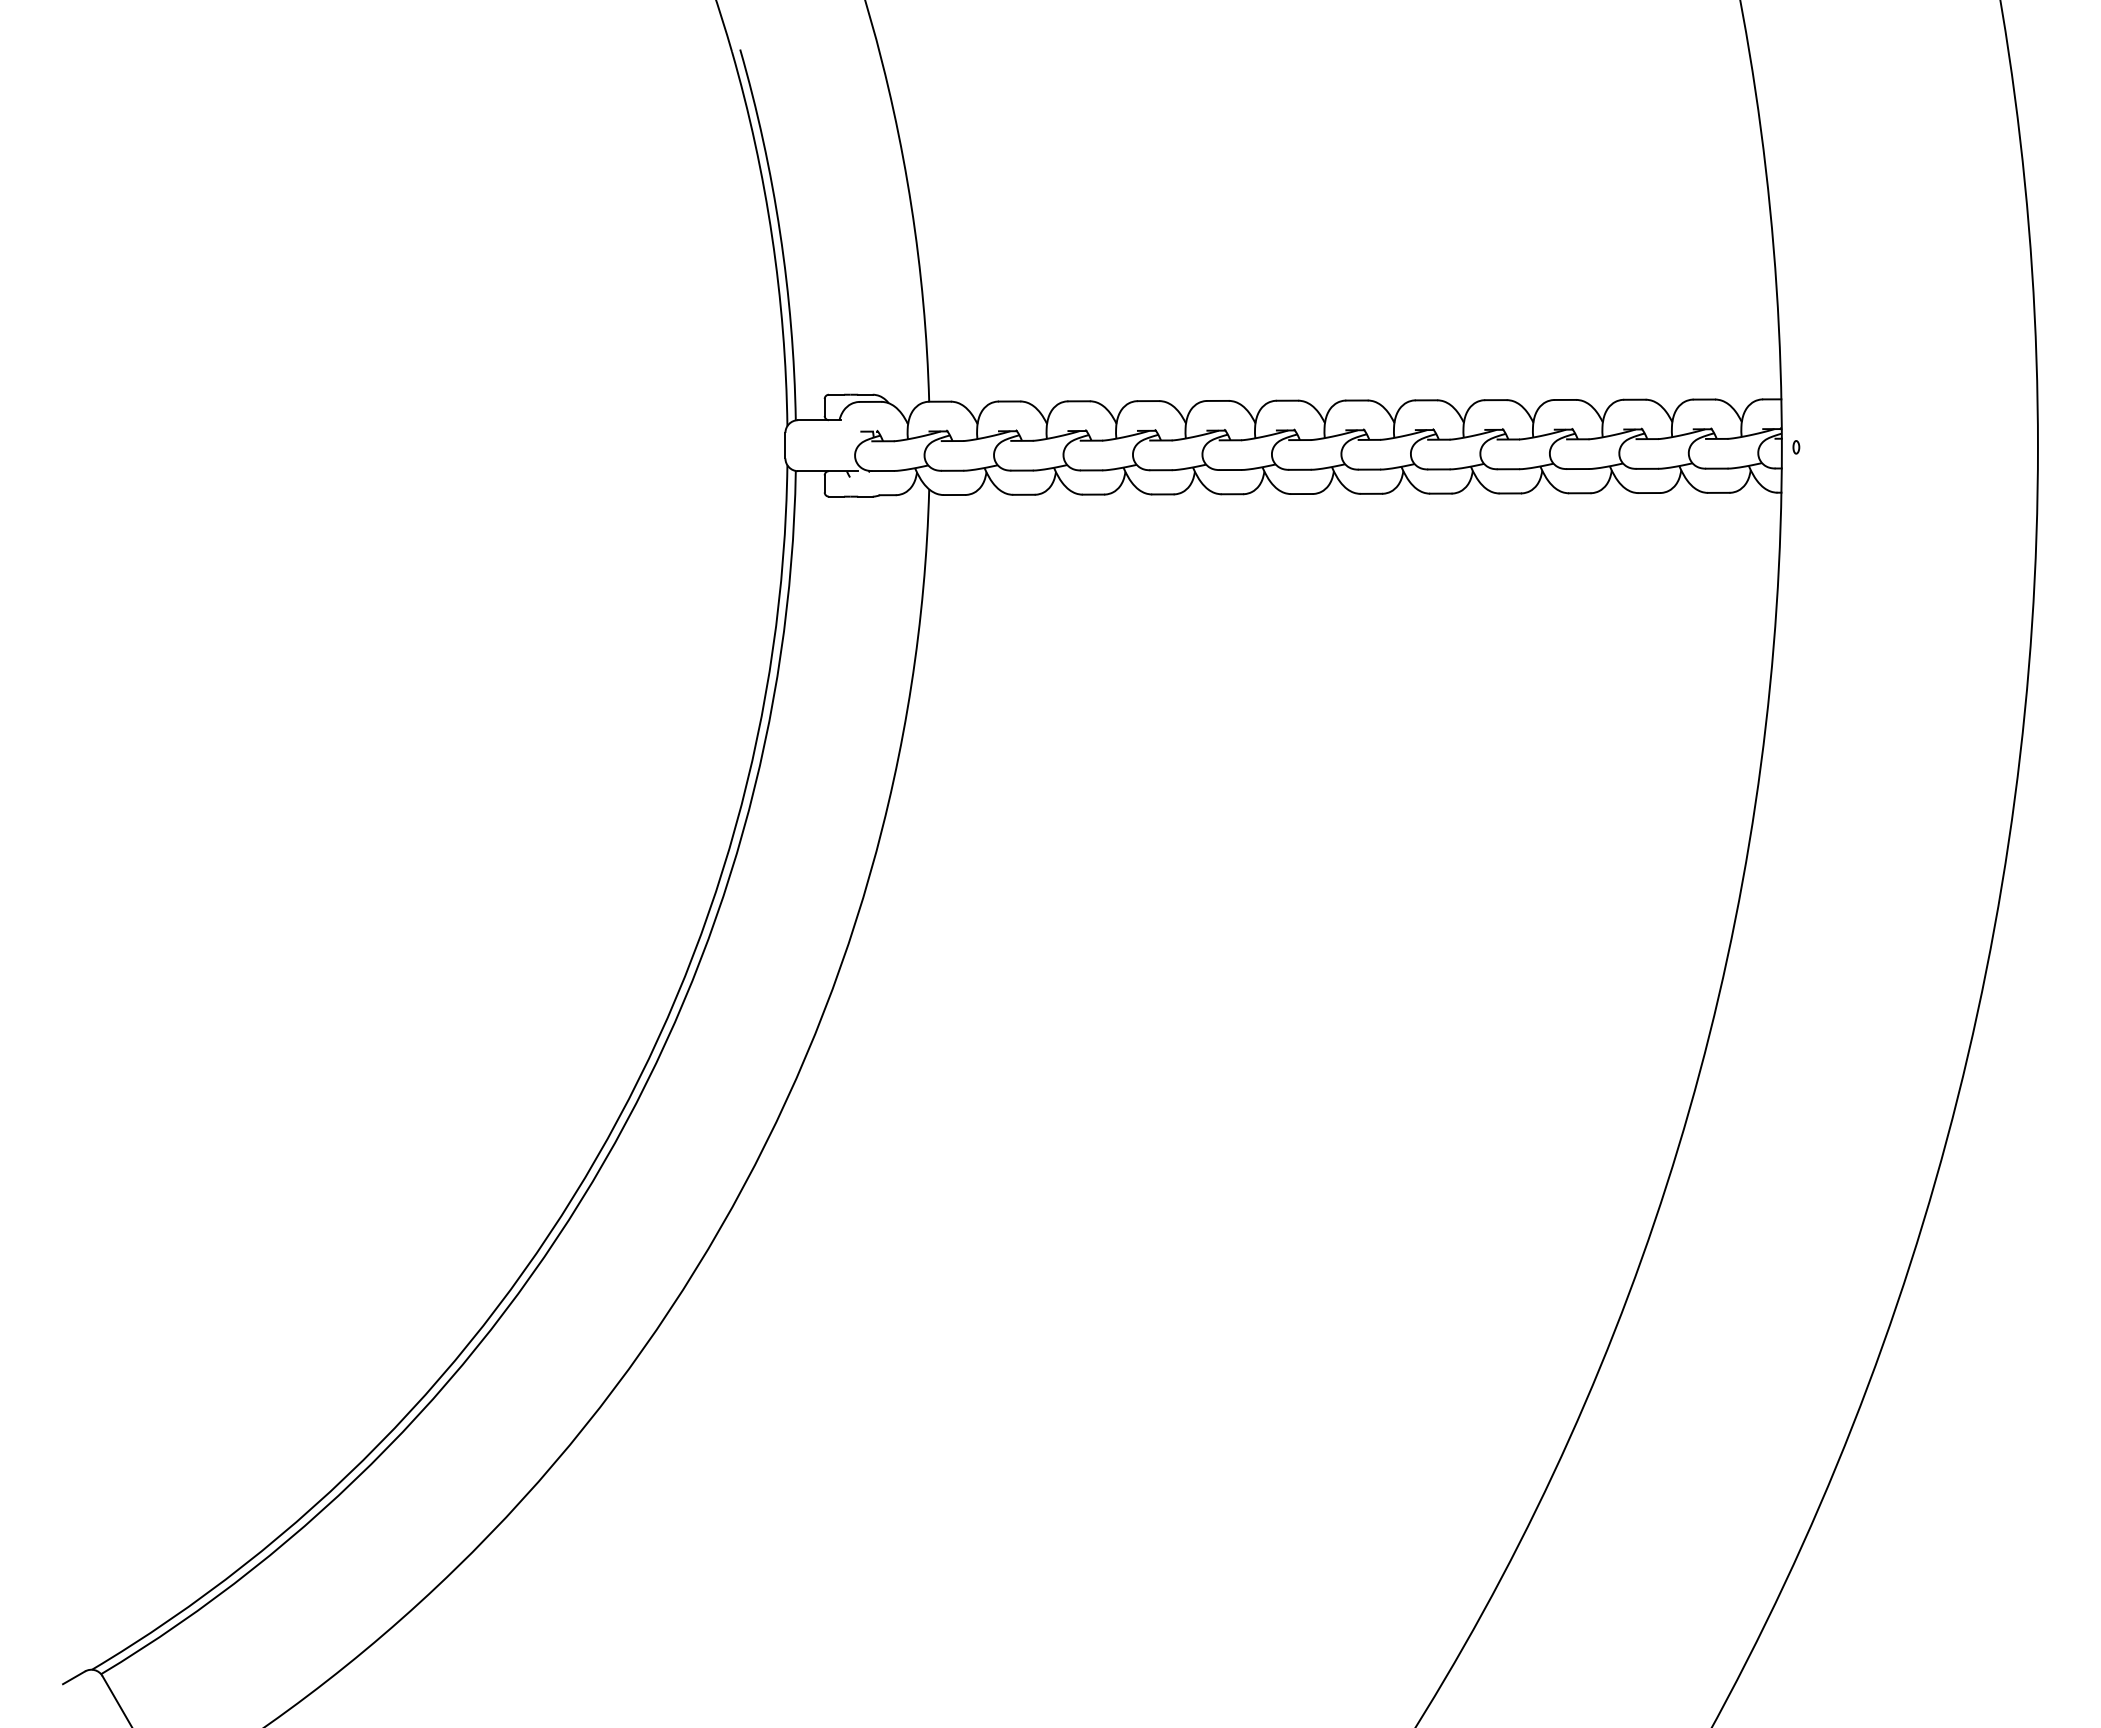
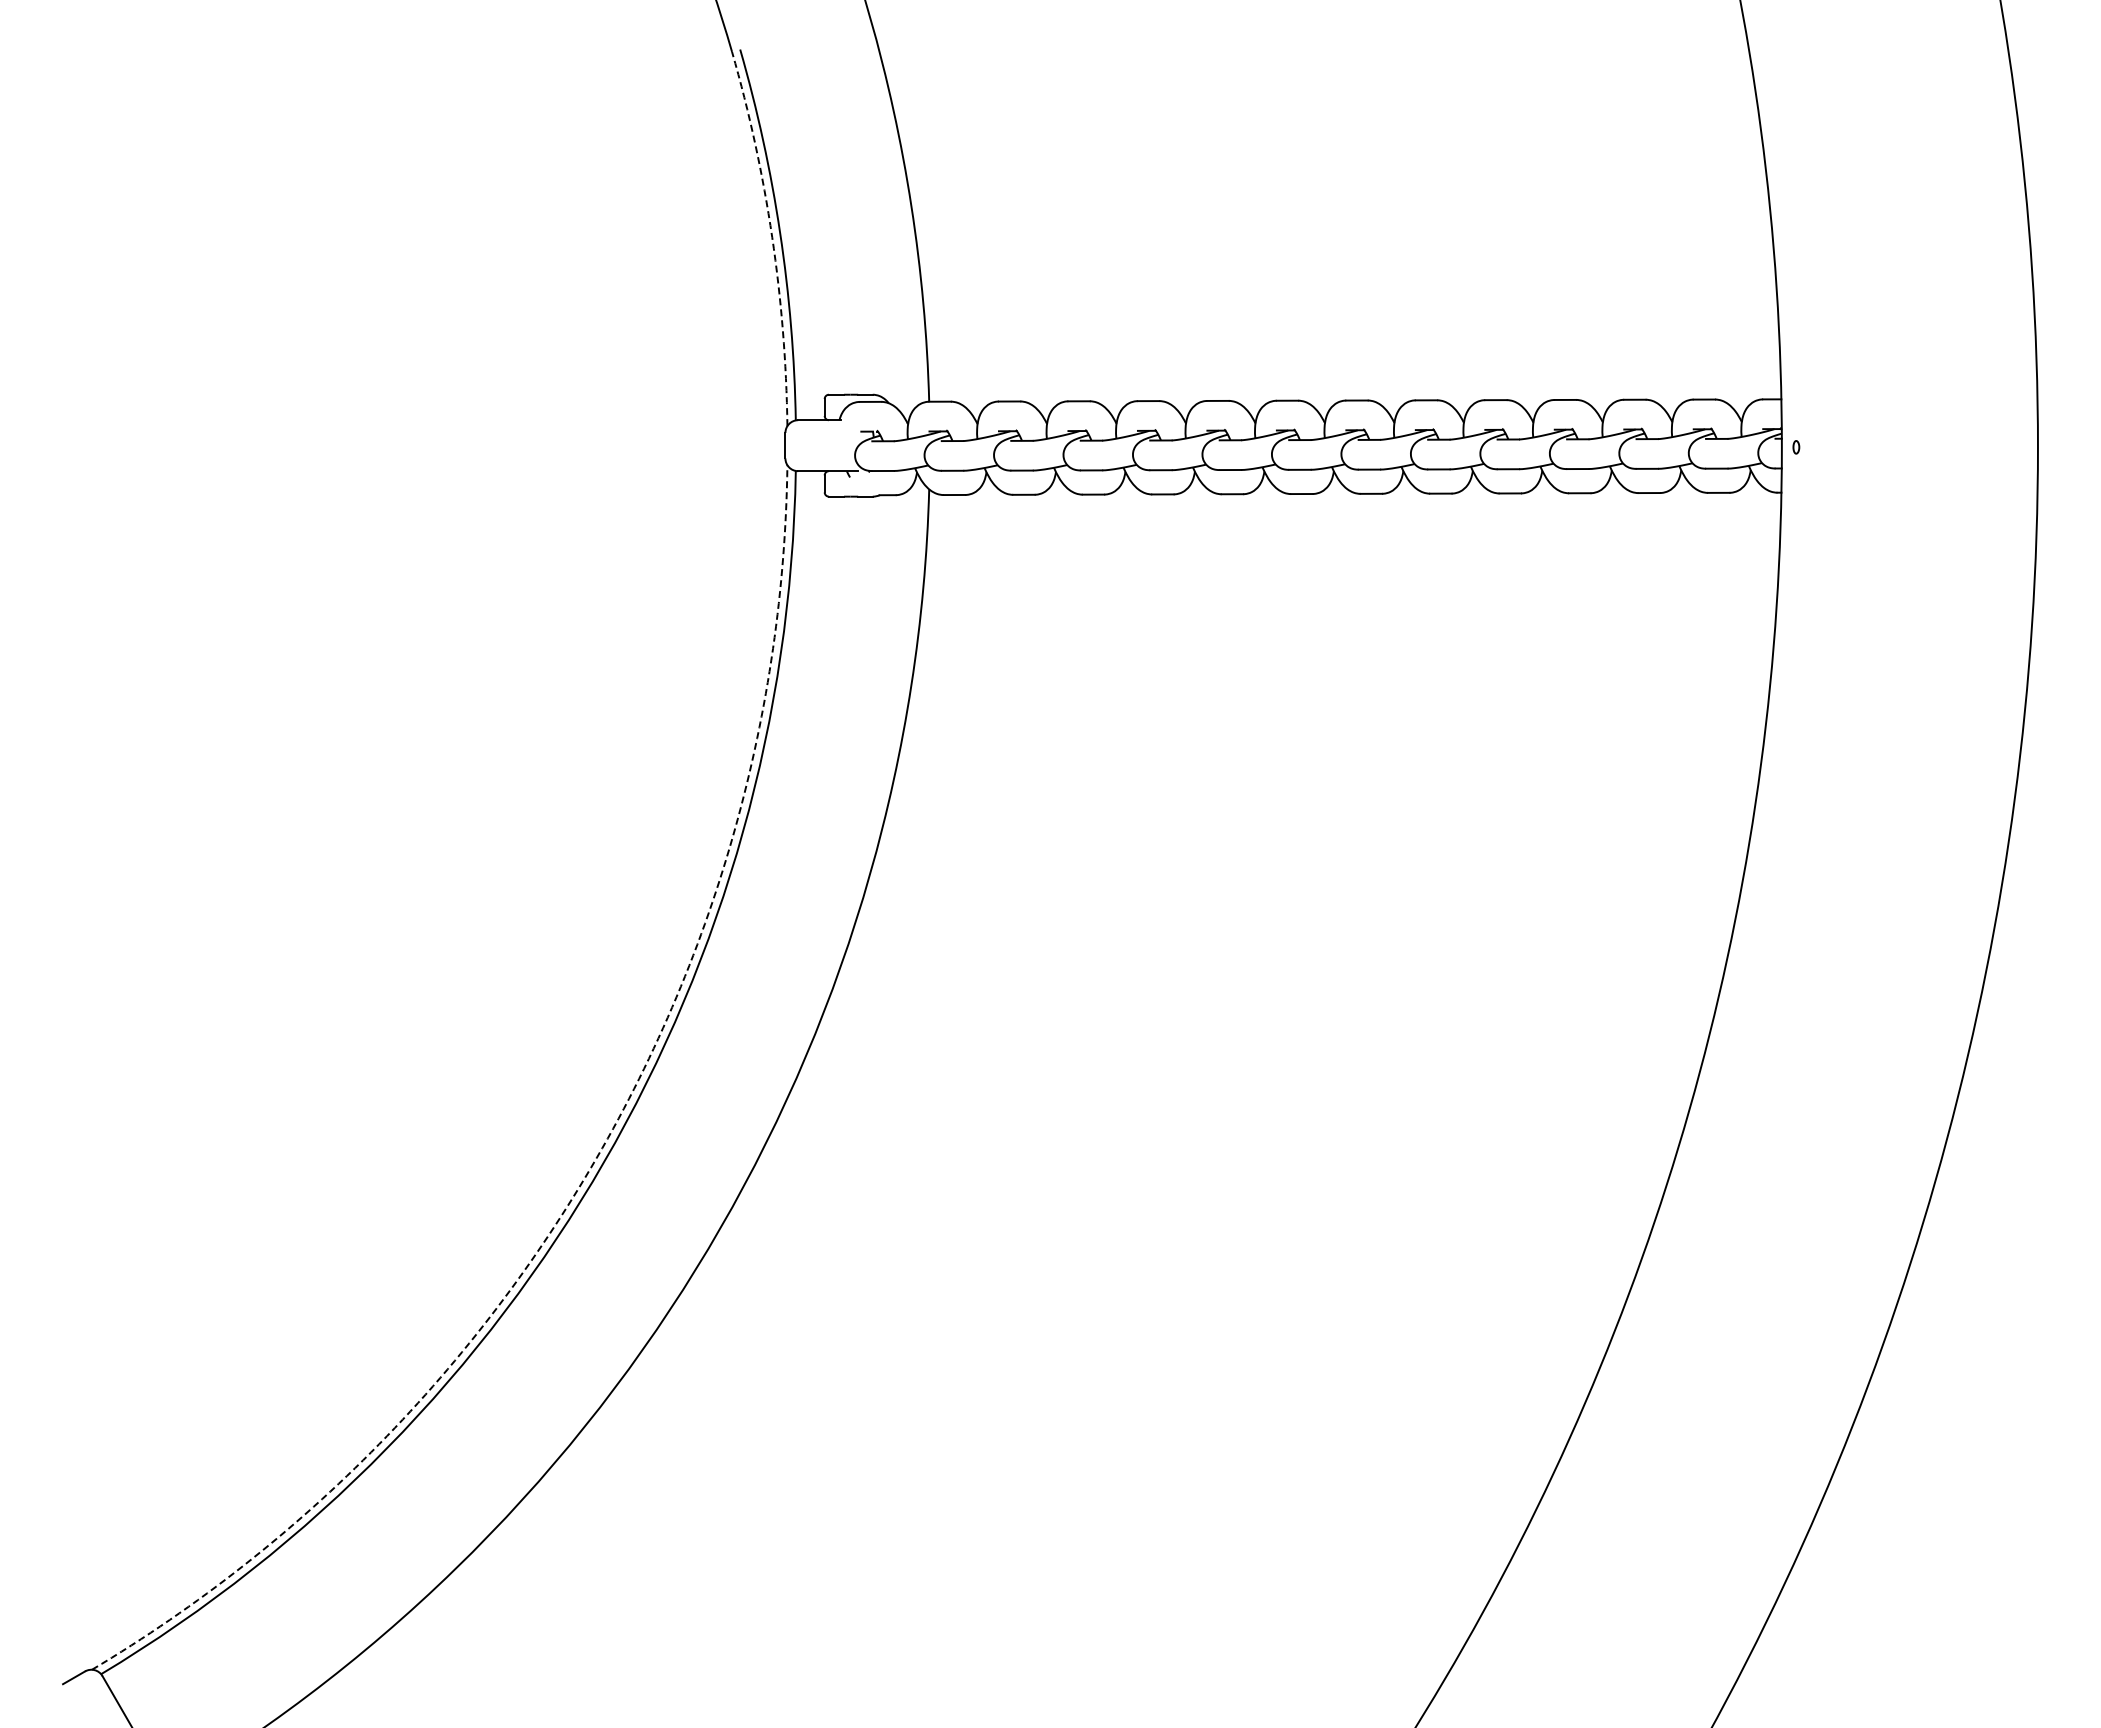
arc: solid -> dashed (772, 237)
arc: solid -> dashed (596, 1158)
